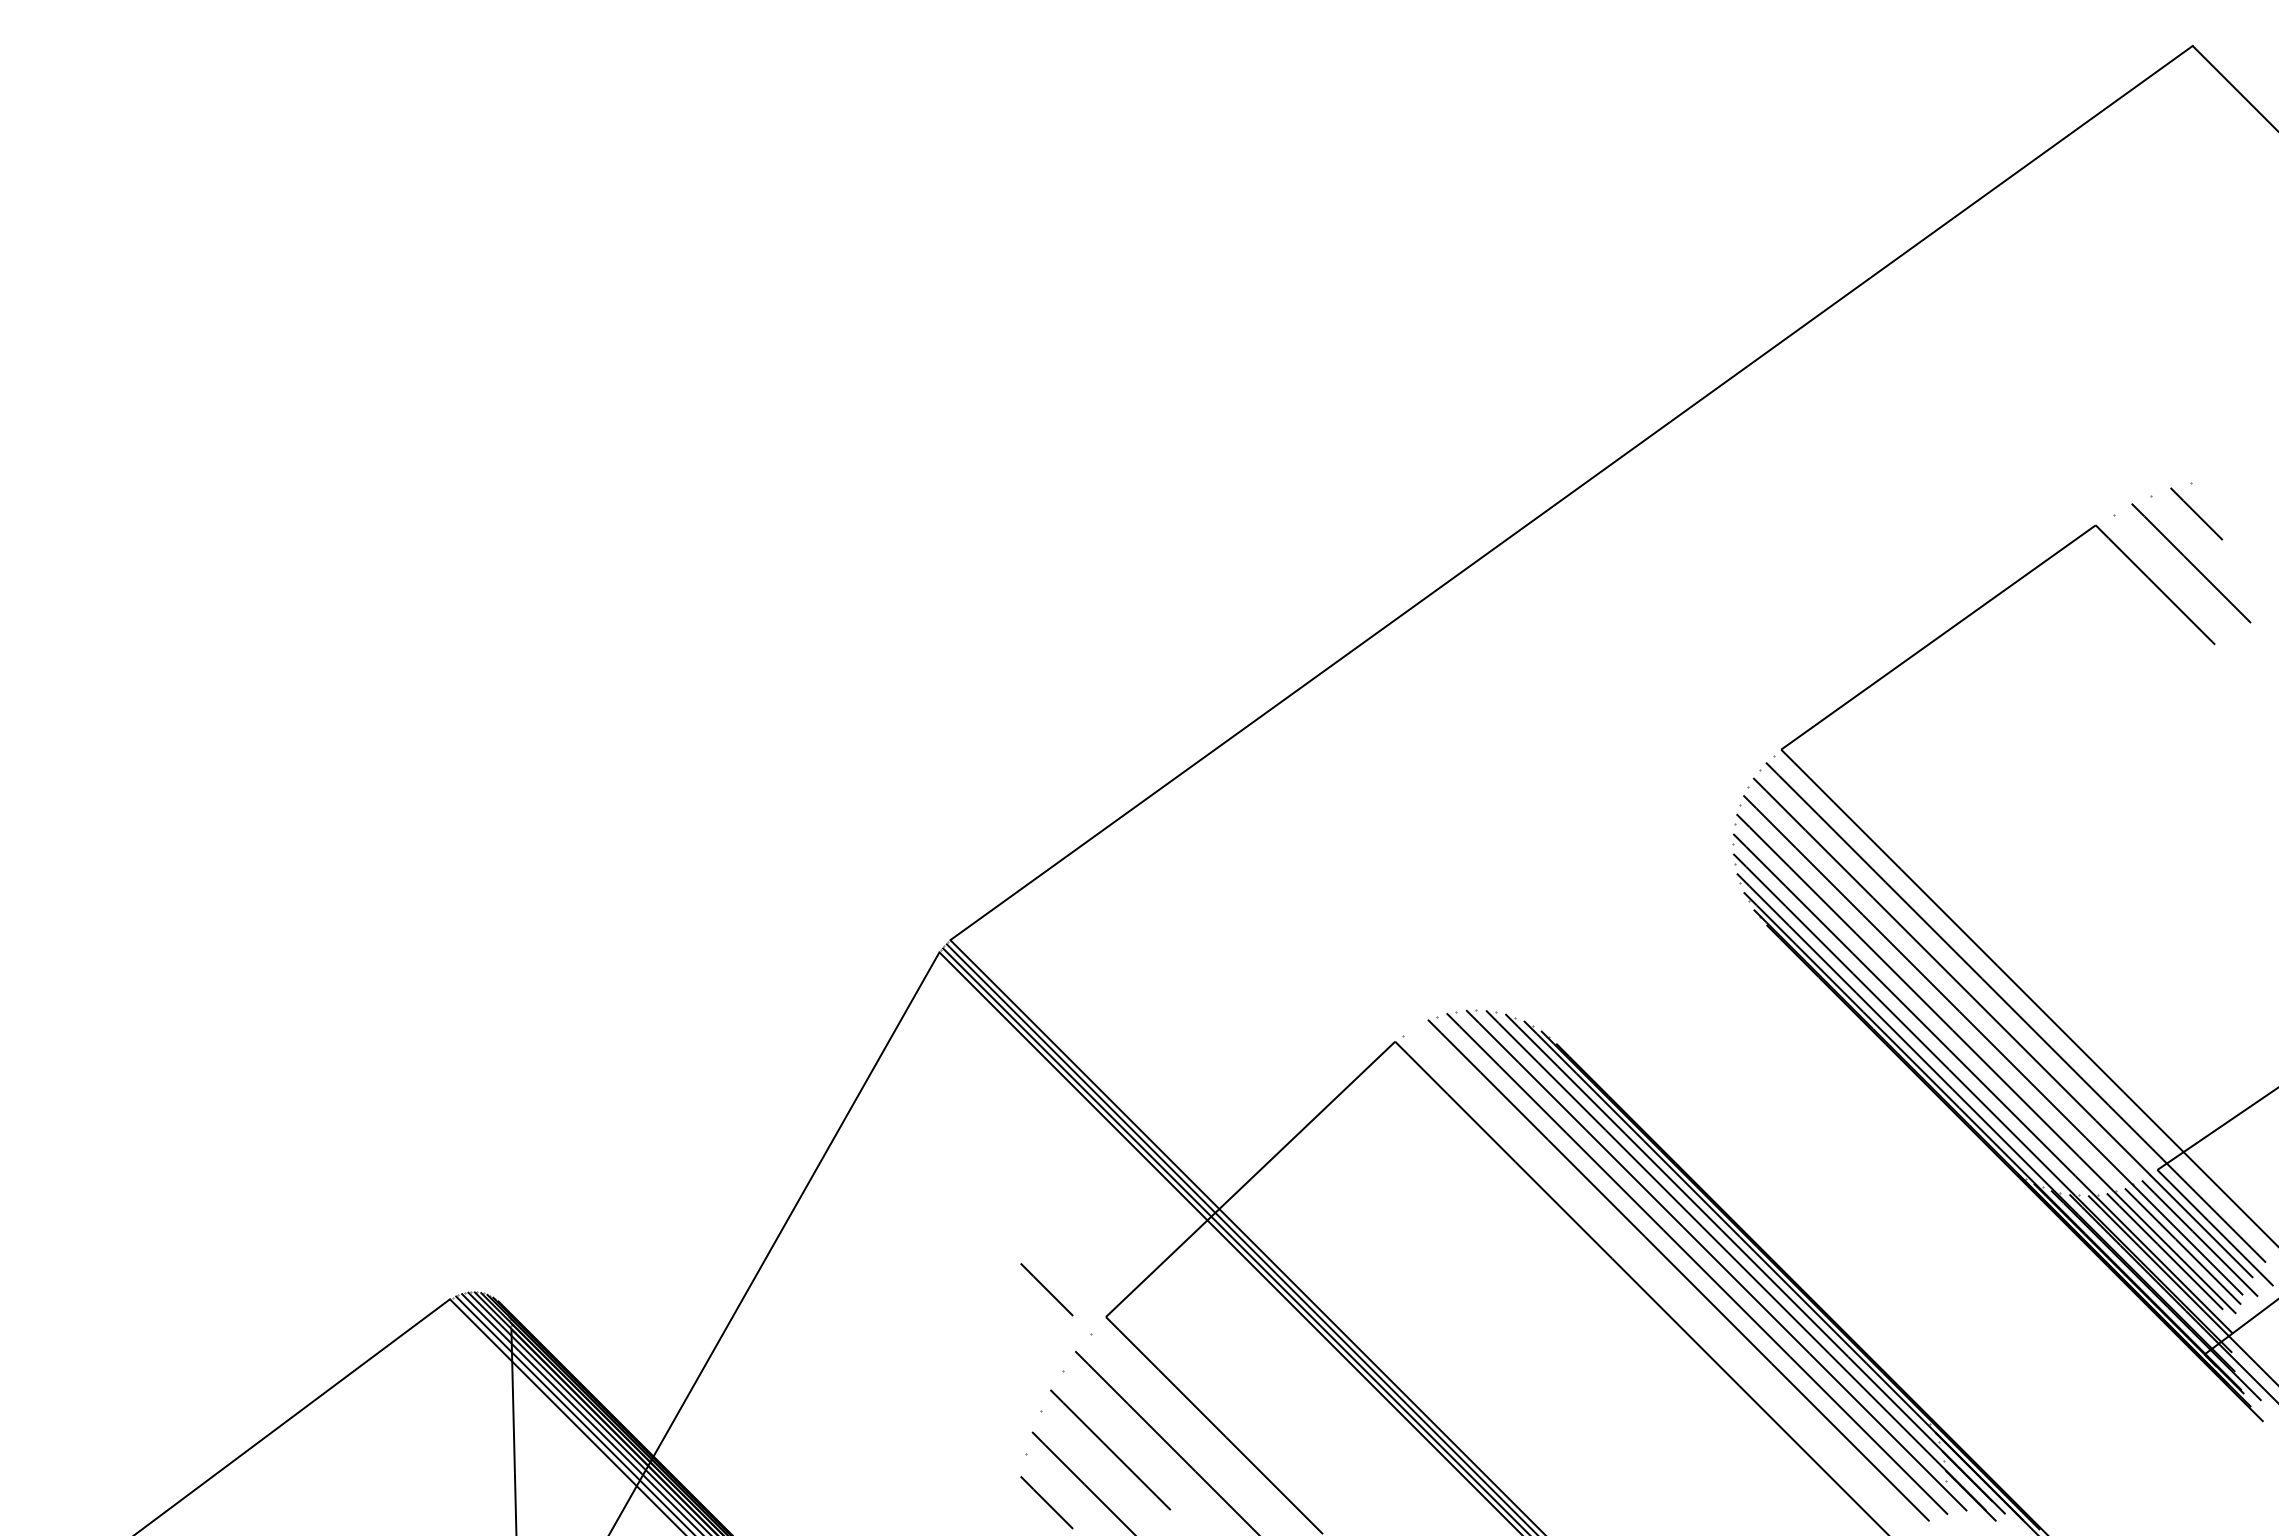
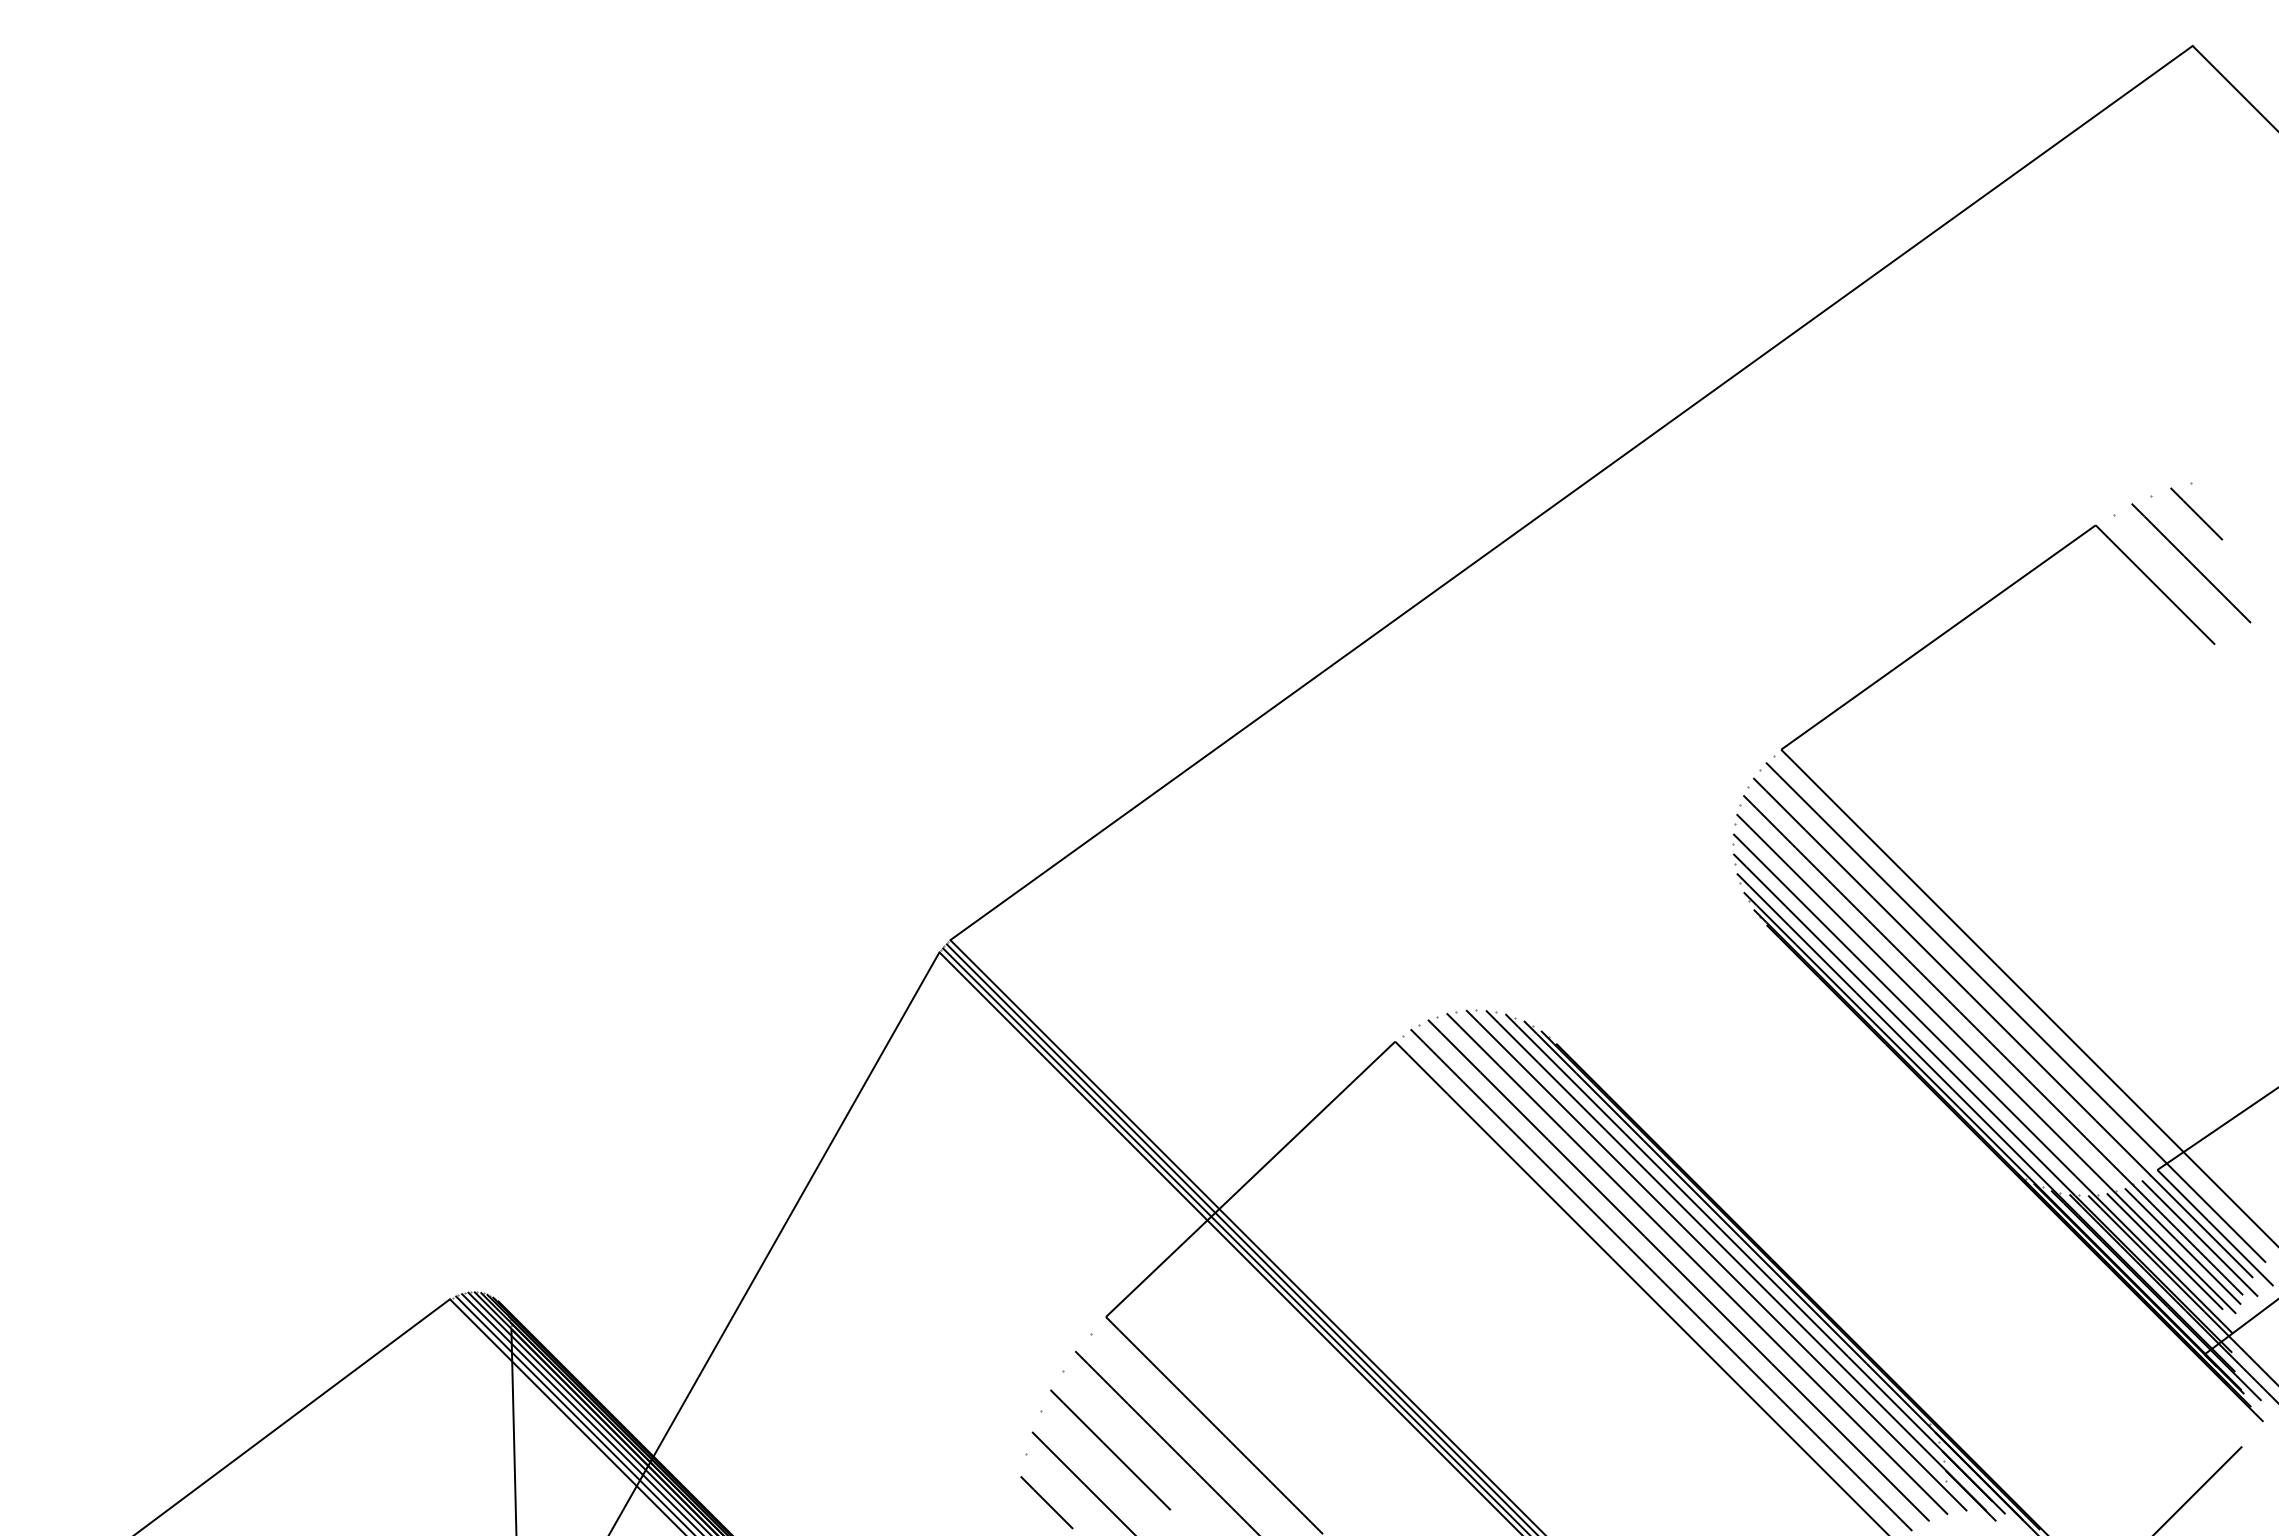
part: none -> present (1661, 1277)
line: present -> none (1046, 1289)
line: none -> present (2198, 1489)
